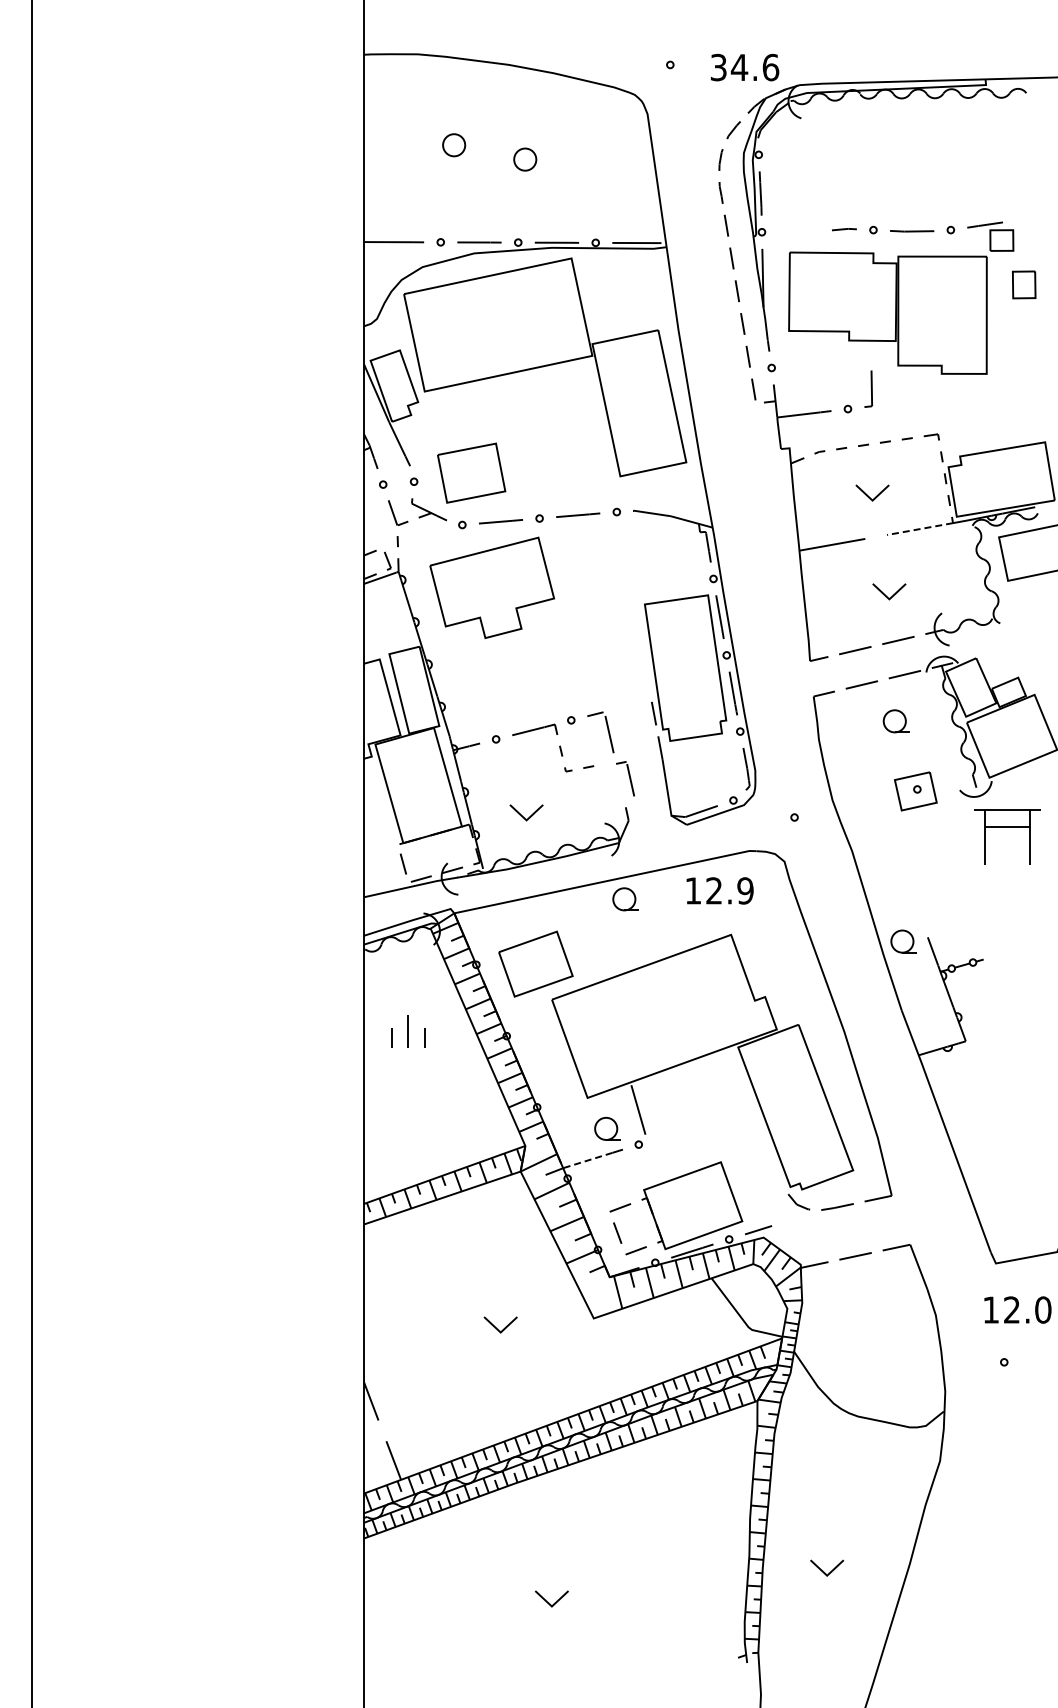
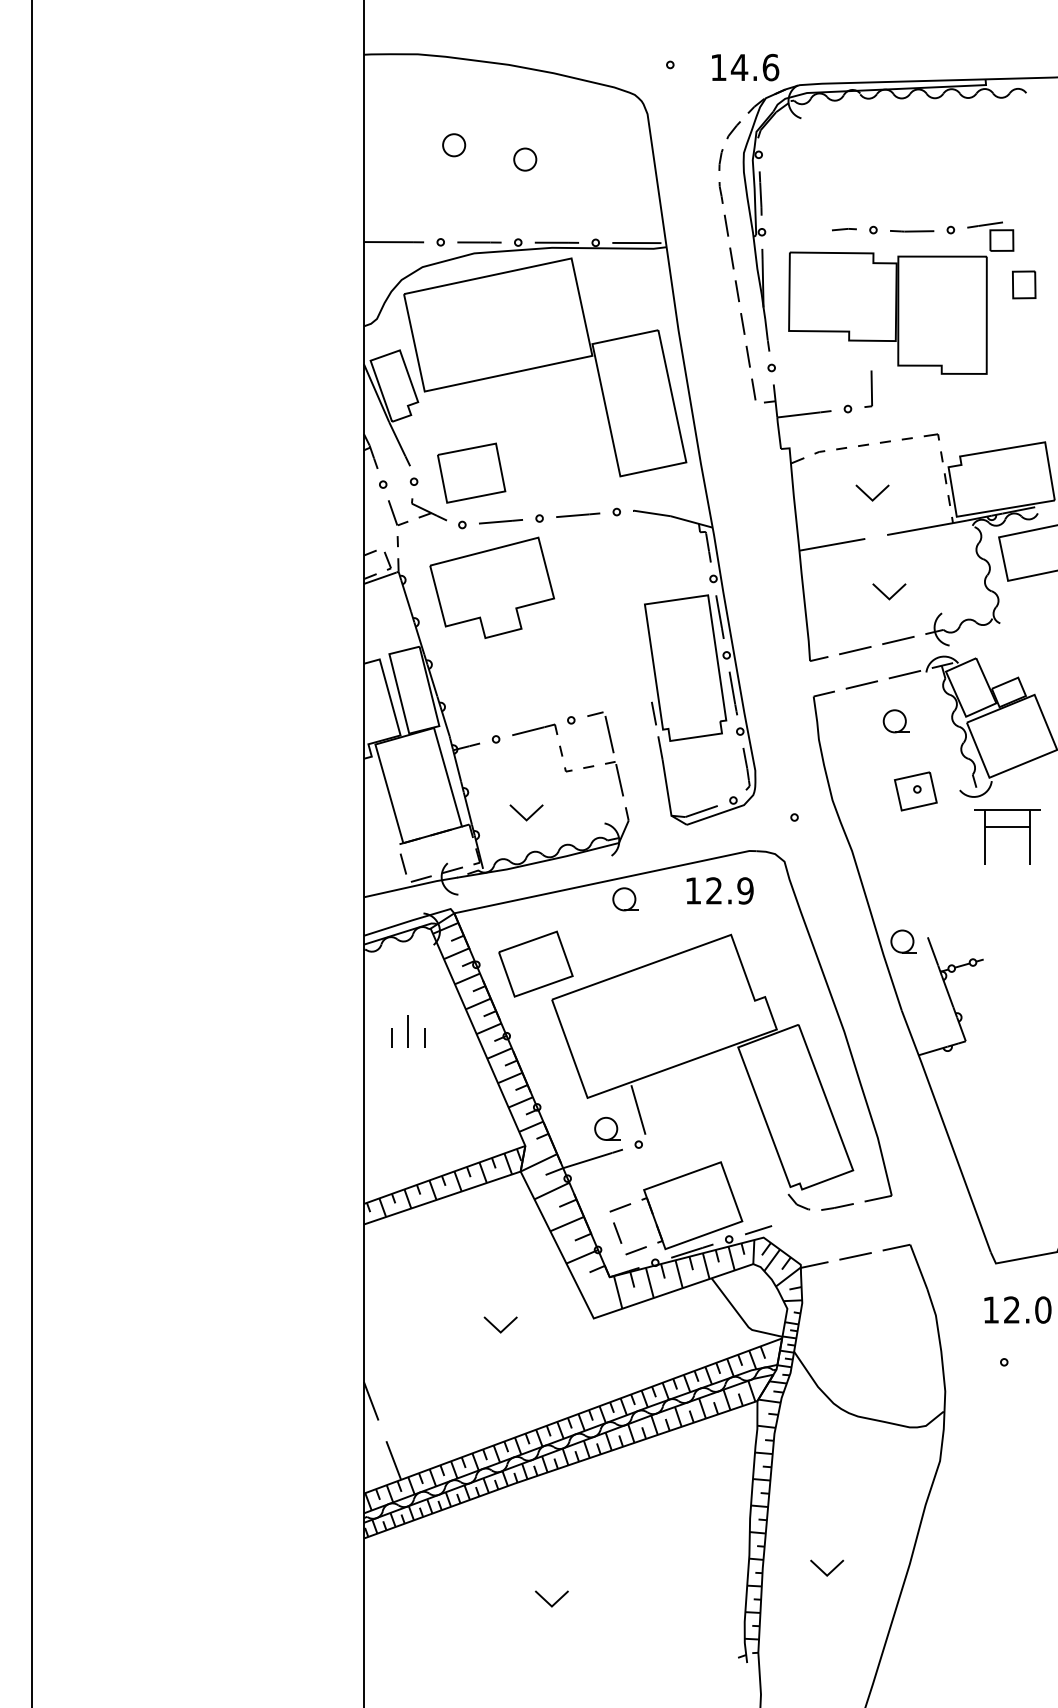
text: 34.6 -> 14.6 (718, 67)
line: dashed -> solid (919, 529)
part position: (625, 778) -> (614, 778) (614, 778)
line: dashed -> solid (587, 1160)
